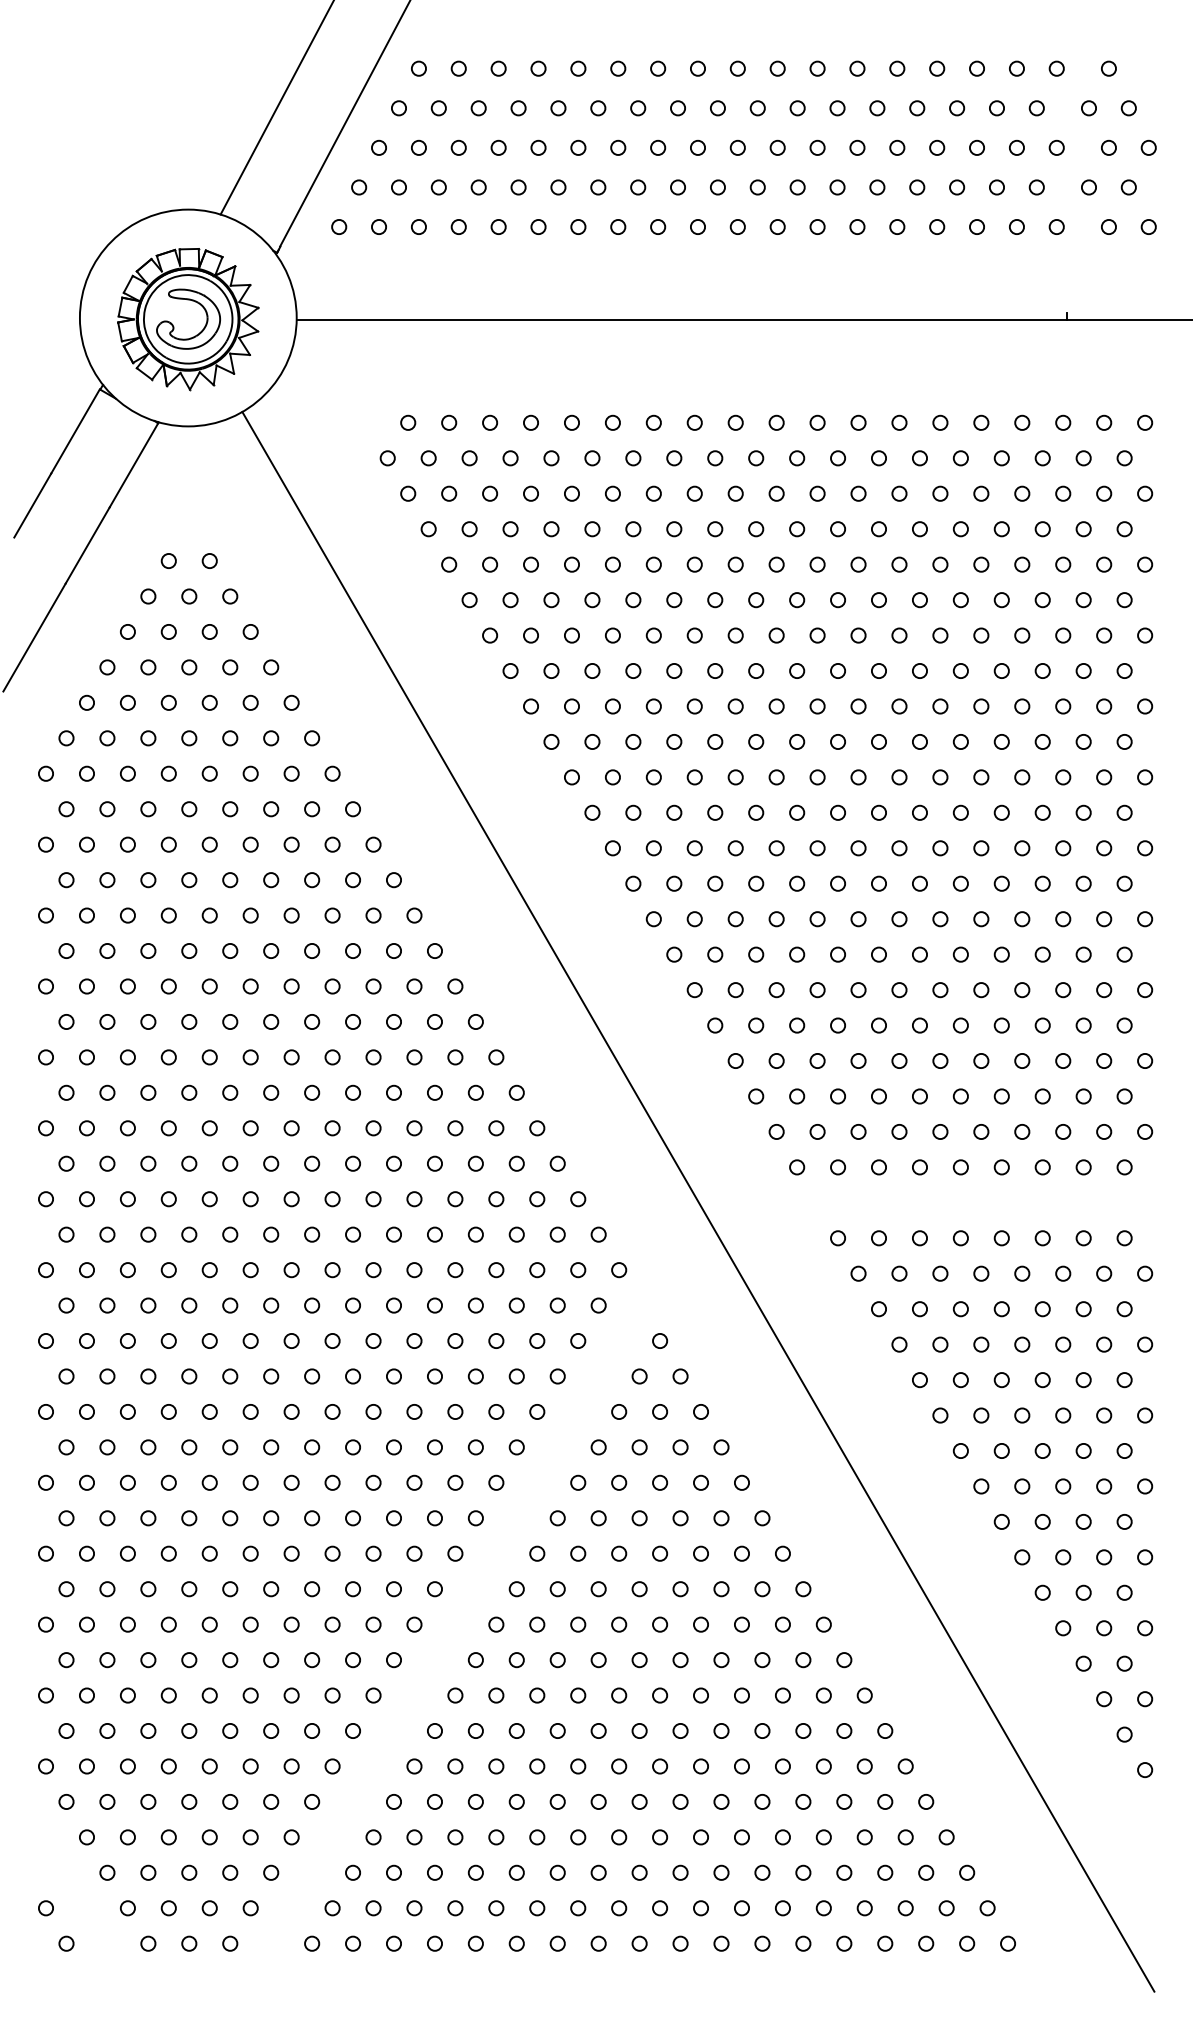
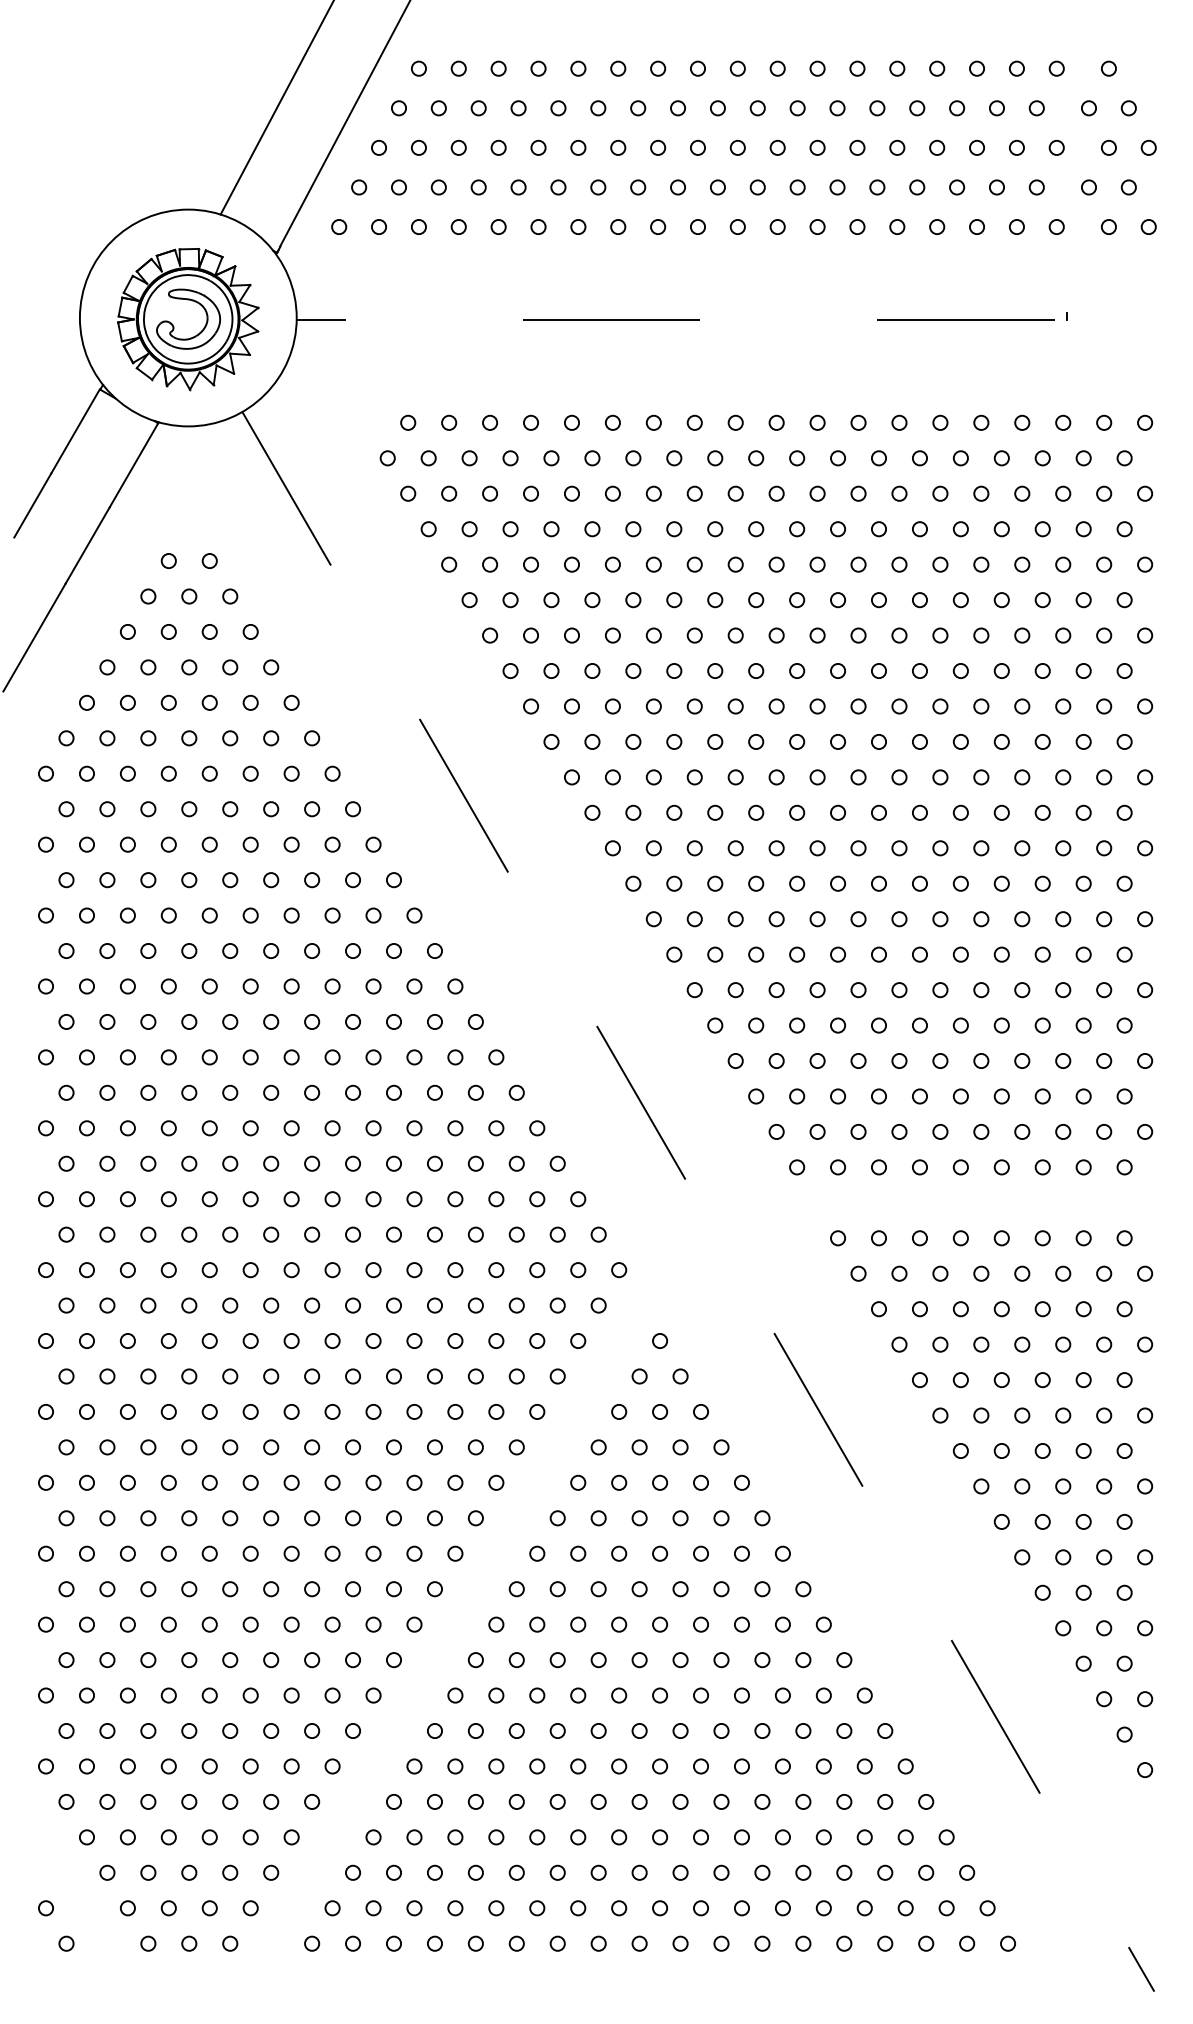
line: solid -> dashed (744, 320)
line: solid -> dashed (698, 1202)
